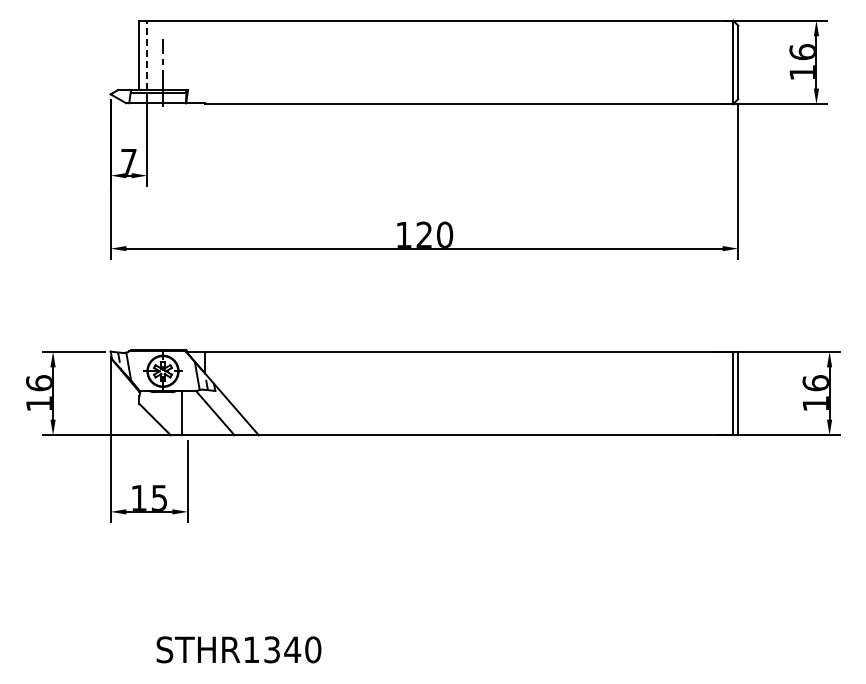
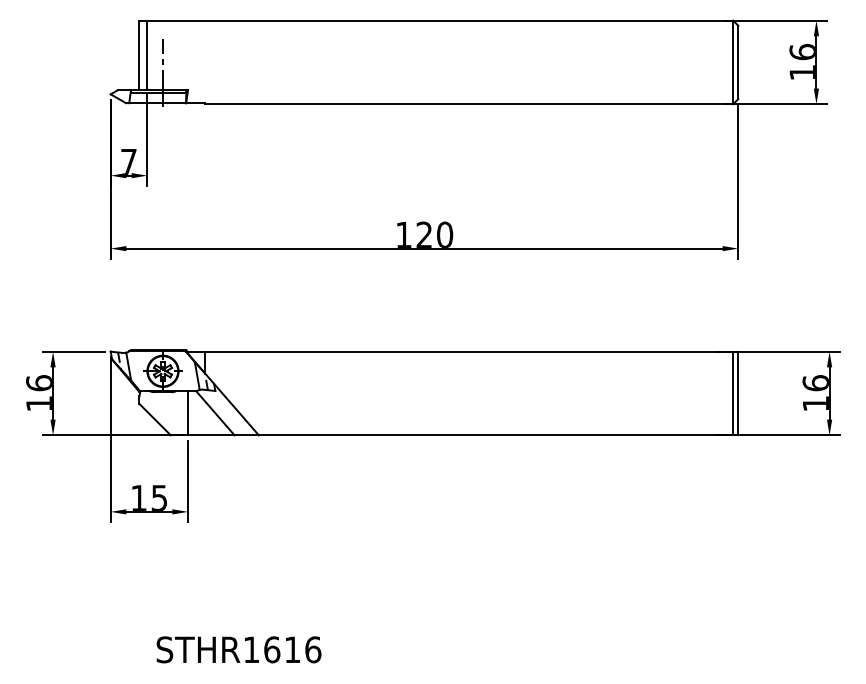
line: dashed -> solid (147, 55)
line position: (182, 413) -> (188, 413) (188, 413)
text: STHR1340 -> STHR1616 (292, 649)
